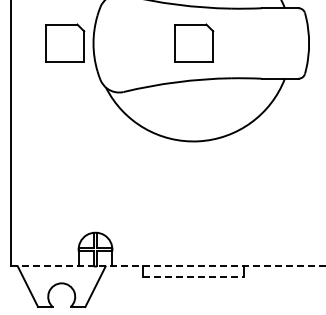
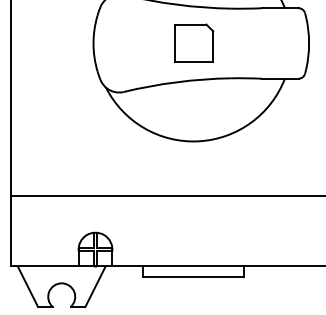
part: present -> none (65, 42)
line: none -> present (166, 195)
line: dashed -> solid (169, 266)
line: dashed -> solid (193, 276)
